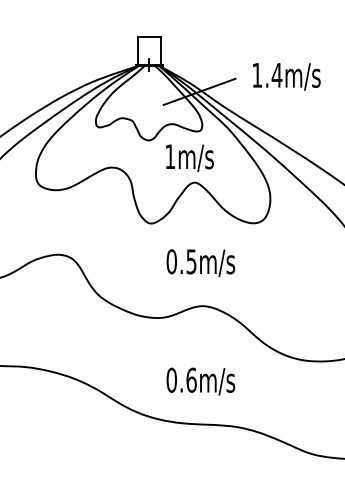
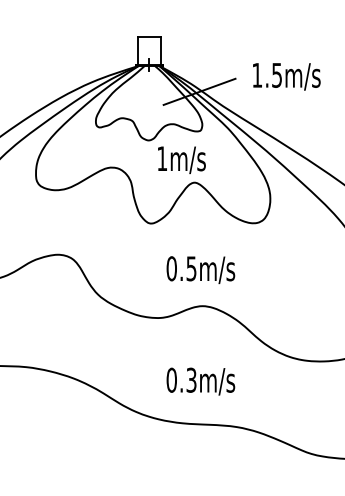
text: 1.4m/s -> 1.5m/s (276, 75)
text position: (189, 157) -> (181, 159) (181, 159)
text position: (200, 263) -> (200, 270) (200, 270)
text: 0.6m/s -> 0.3m/s (191, 379)
